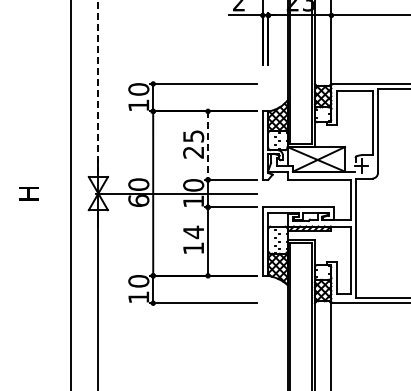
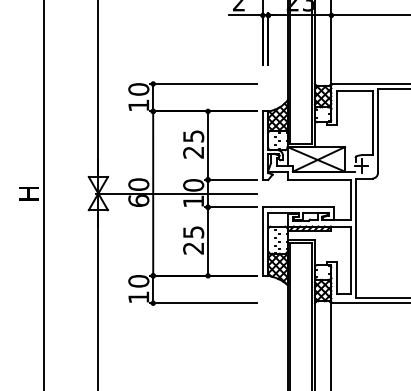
line: dashed -> solid (98, 87)
line: dashed -> solid (208, 146)
line position: (70, 194) -> (43, 194) (43, 194)
text: 14 -> 25 (193, 239)
